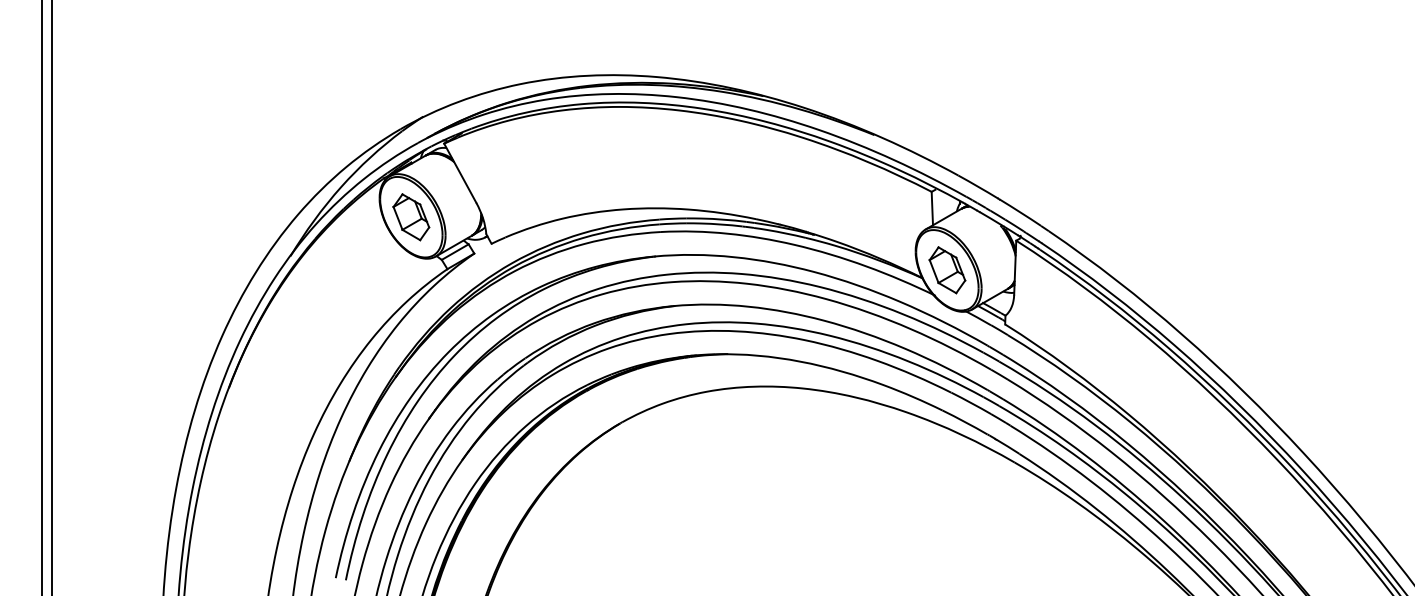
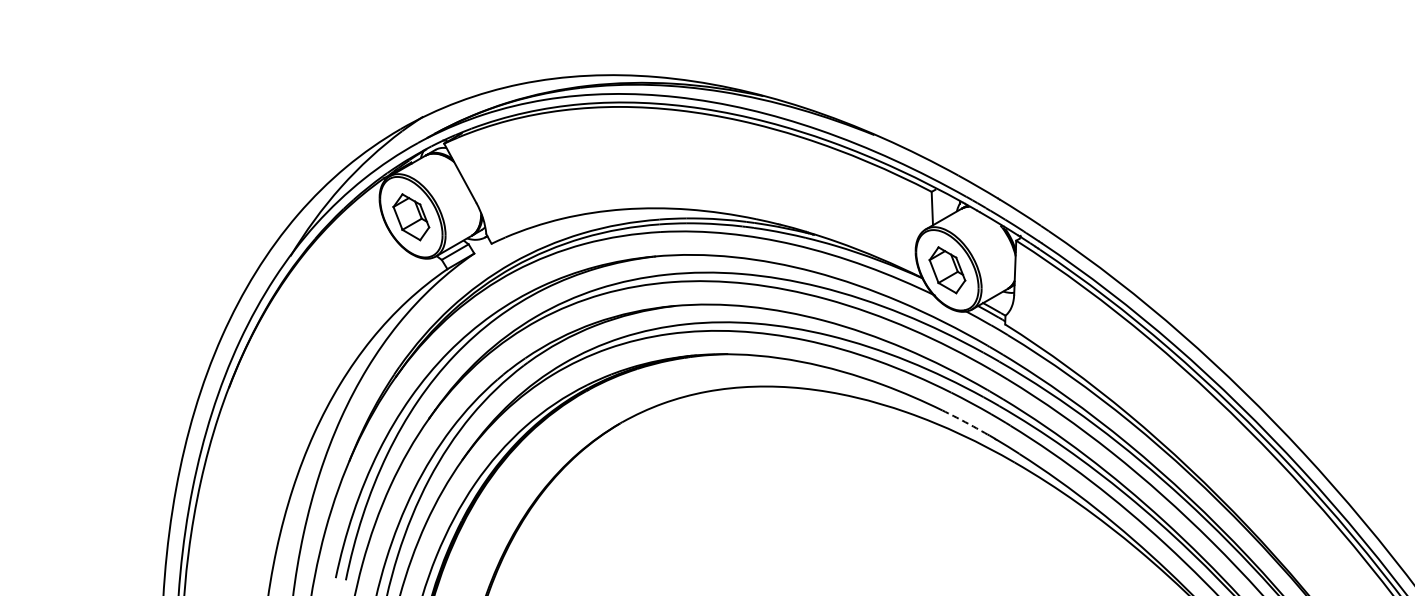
line: present -> none (42, 297)
line: present -> none (52, 297)
arc: solid -> dashed (965, 422)
